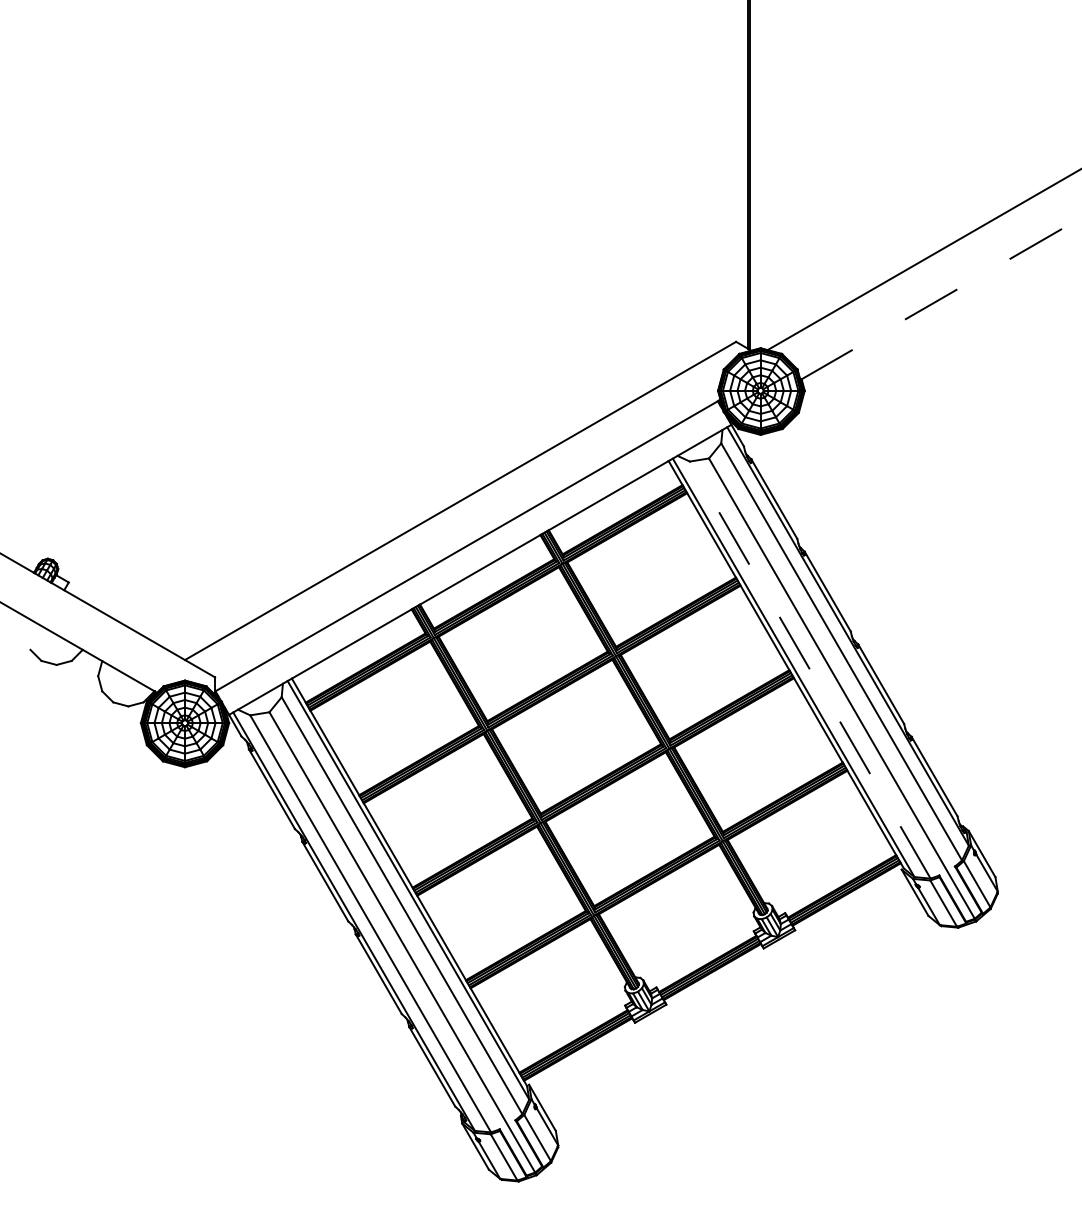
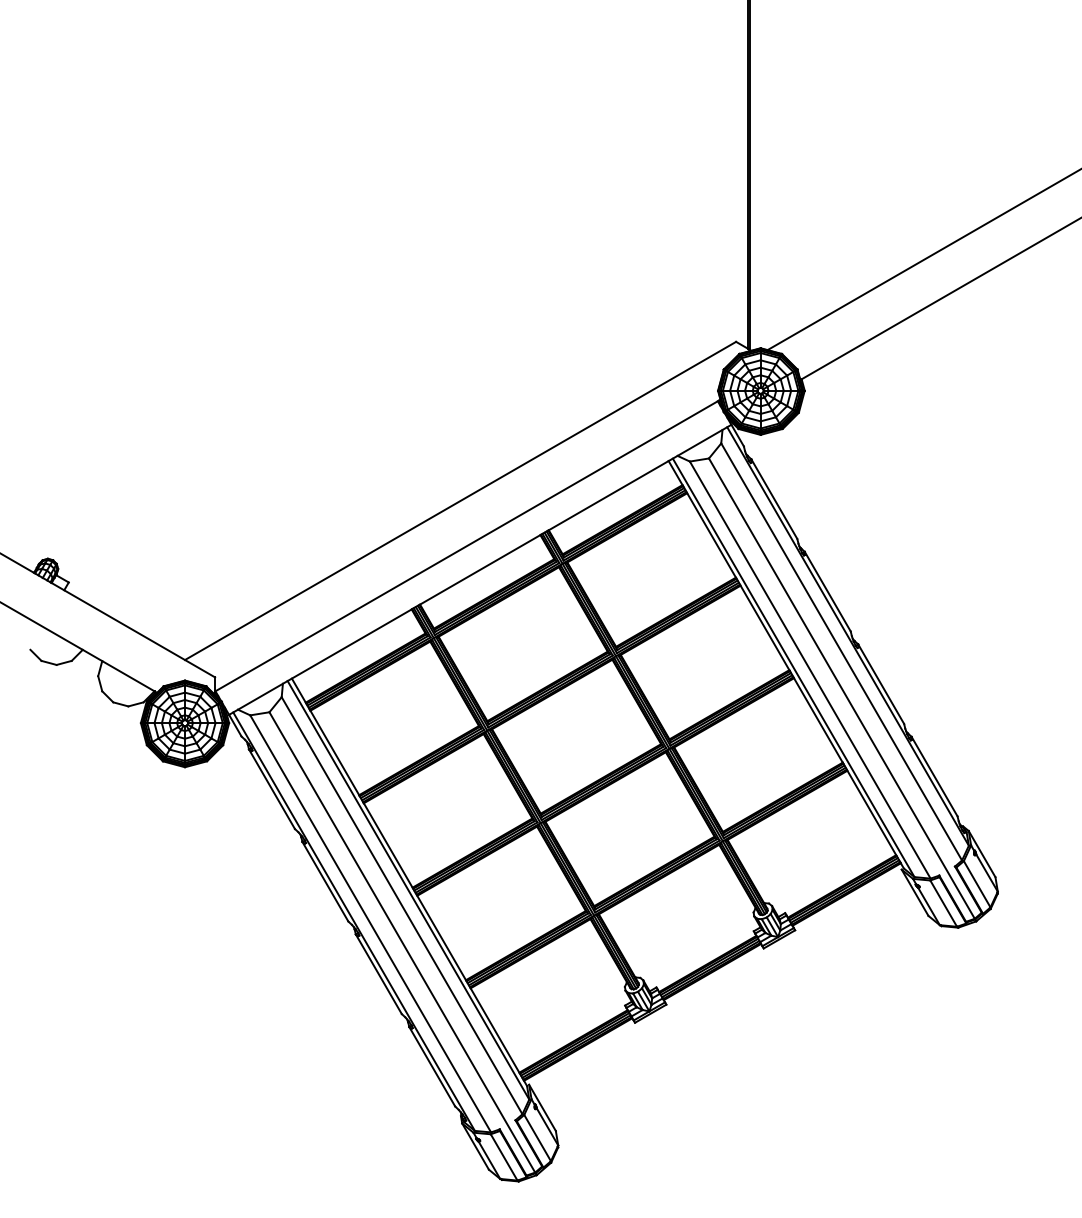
line: dashed -> solid (941, 298)
line: dashed -> solid (810, 670)
